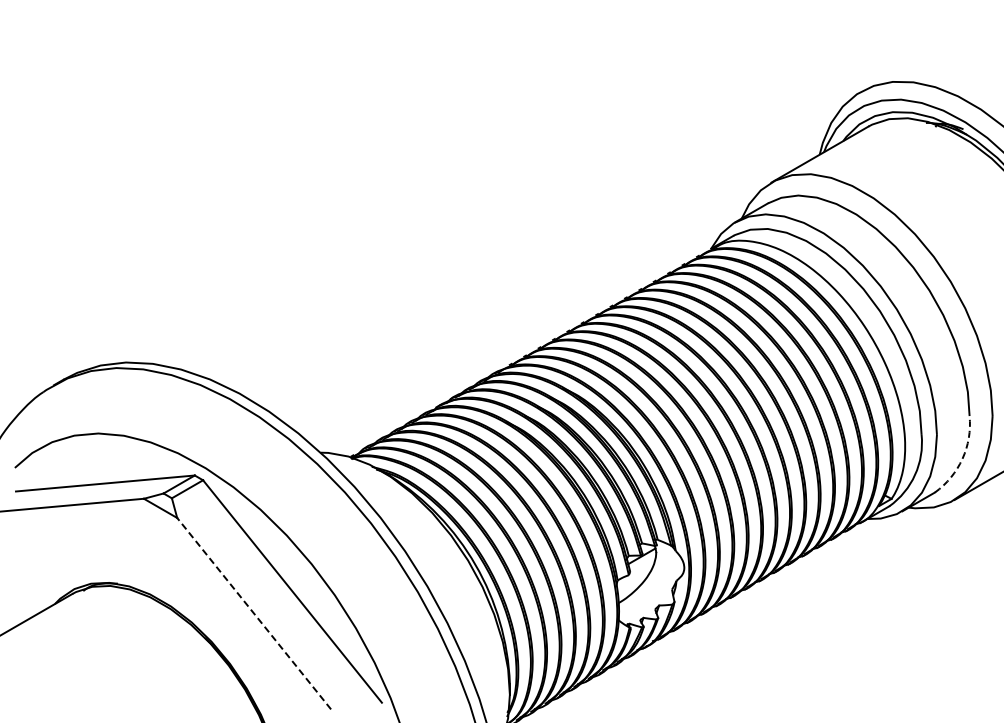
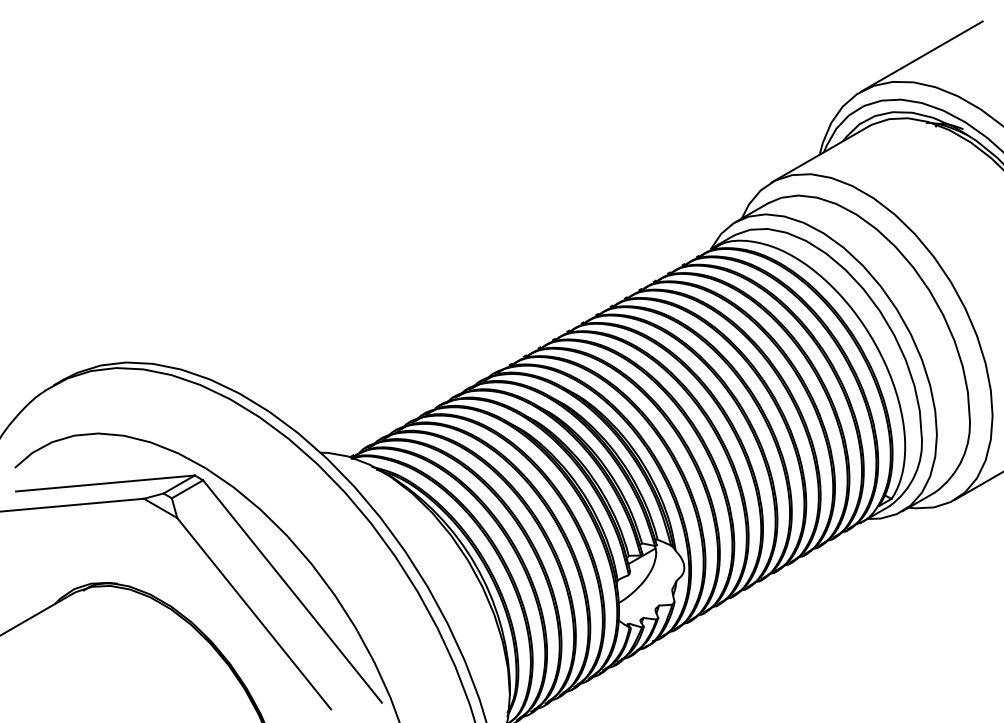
line: none -> present (921, 56)
arc: dashed -> solid (962, 458)
line: dashed -> solid (254, 613)
